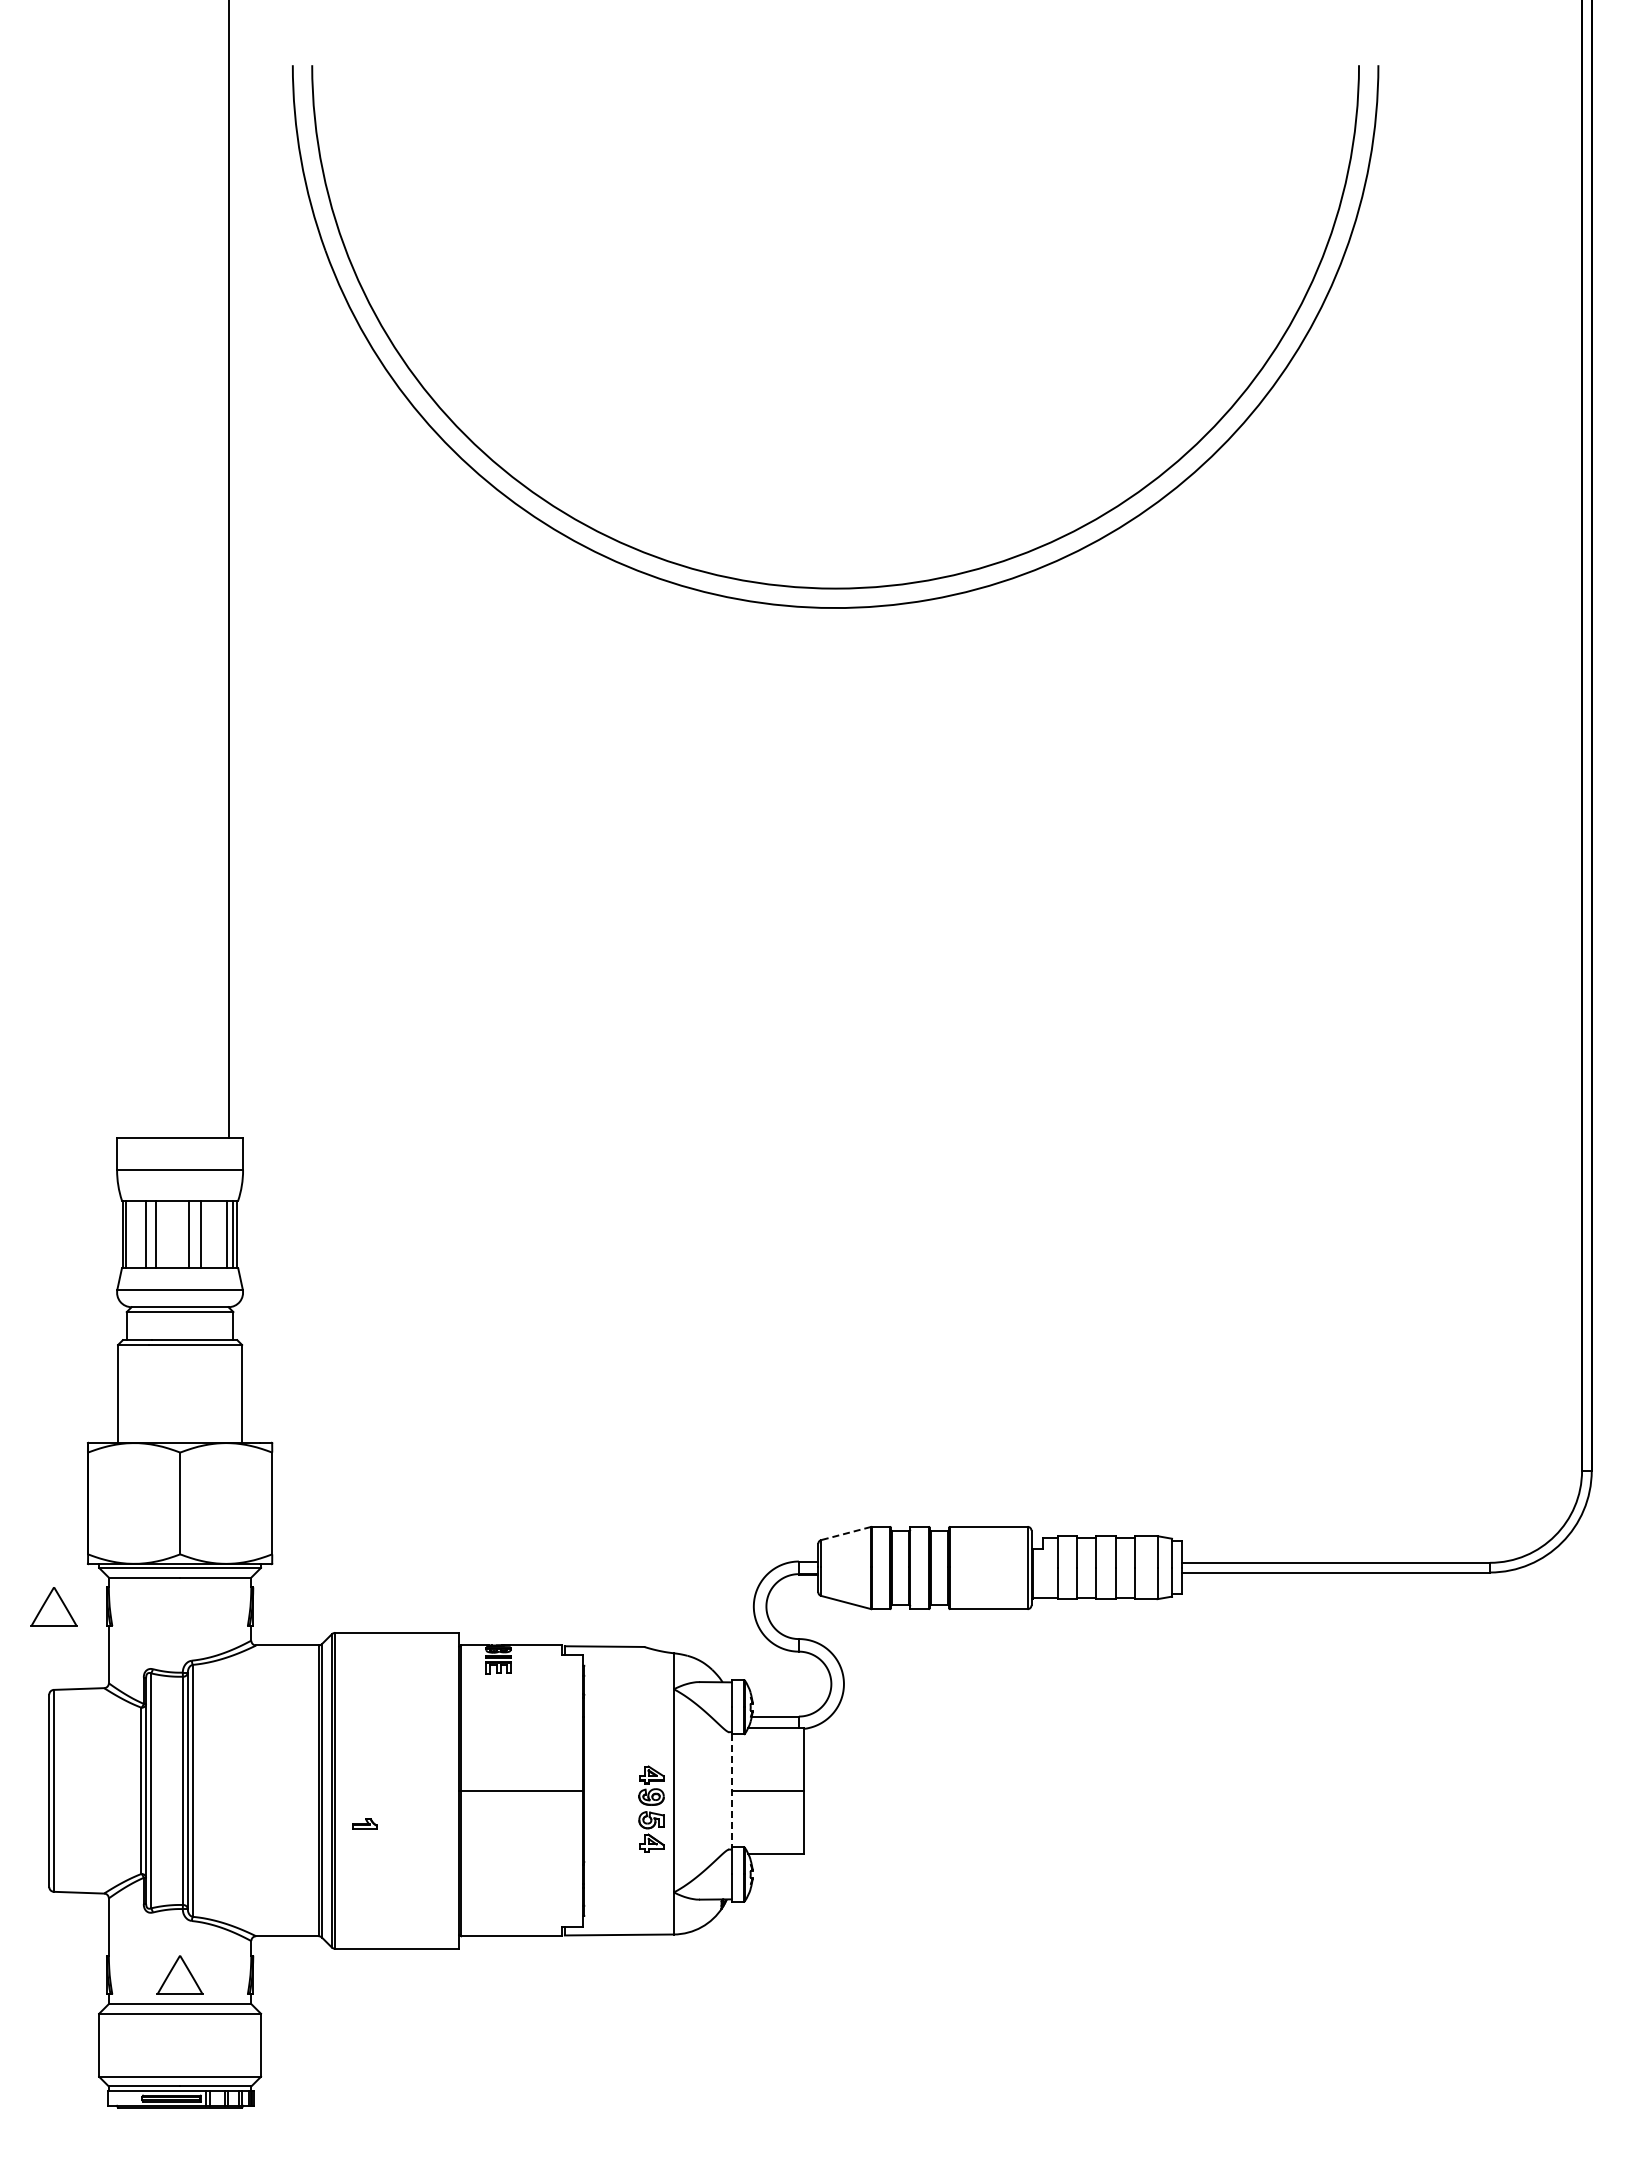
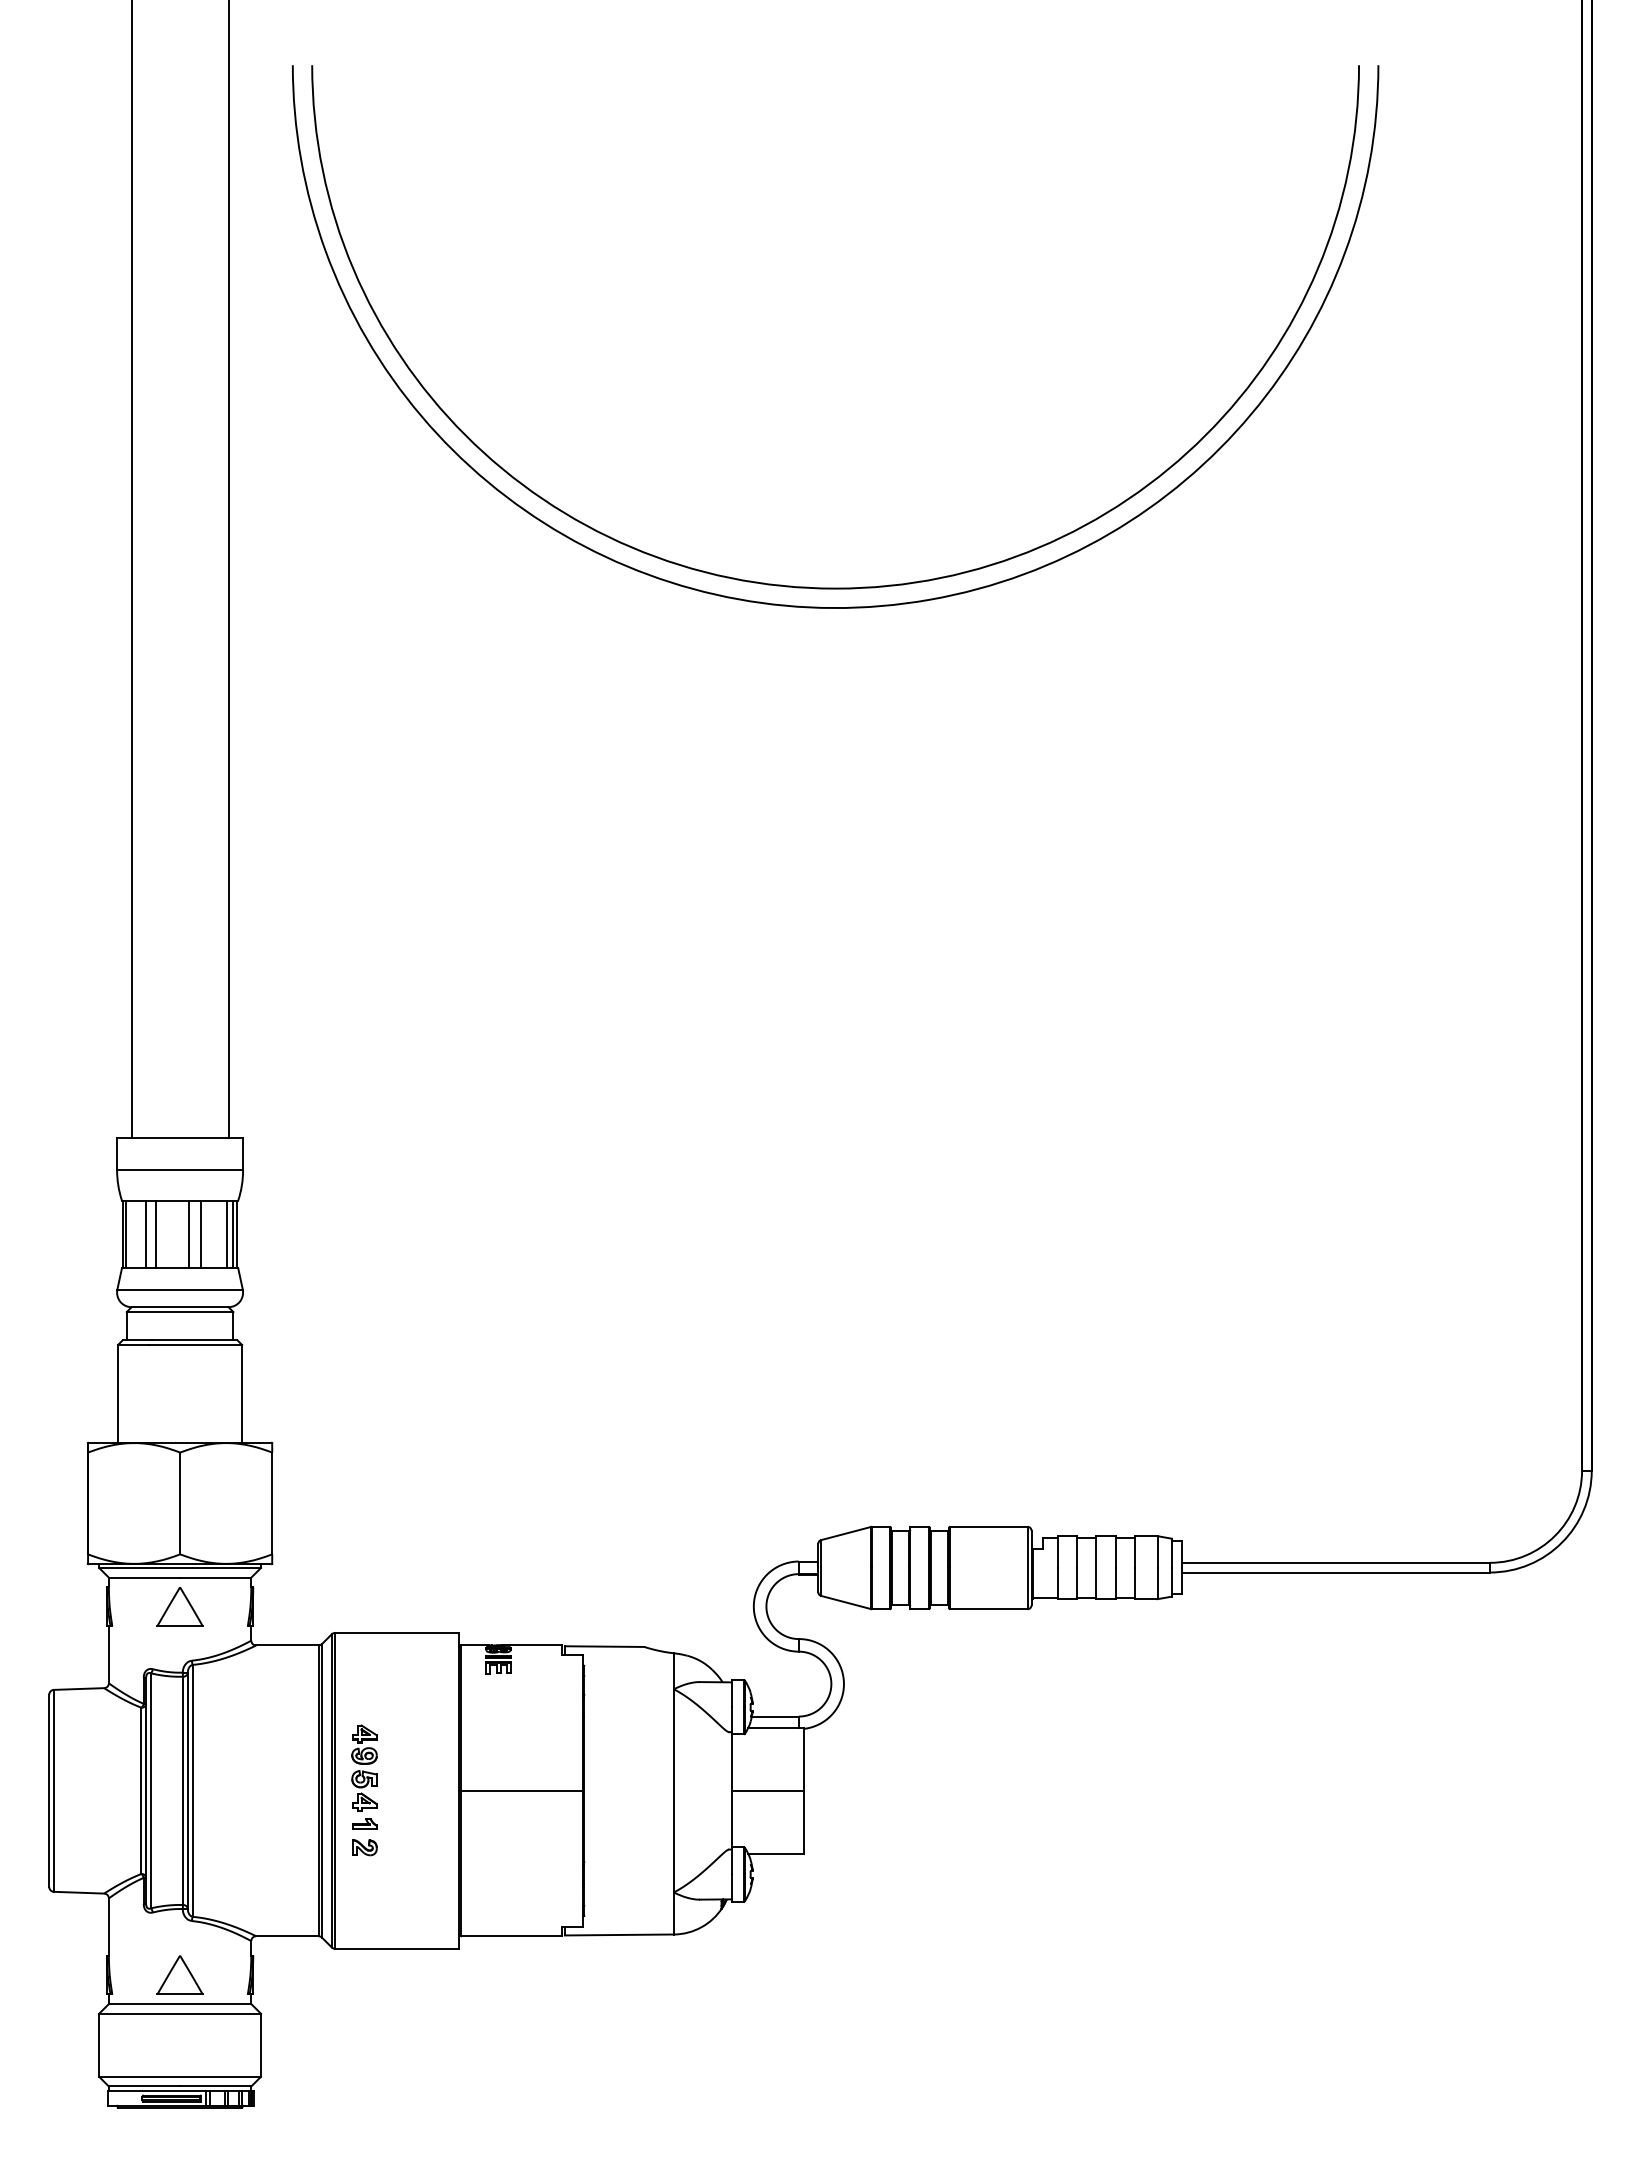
line: none -> present (131, 569)
line: dashed -> solid (846, 1533)
part position: (53, 1606) -> (179, 1606) (179, 1606)
line: dashed -> solid (731, 1791)
part position: (651, 1808) -> (364, 1767) (364, 1767)
part: none -> present (364, 1847)
